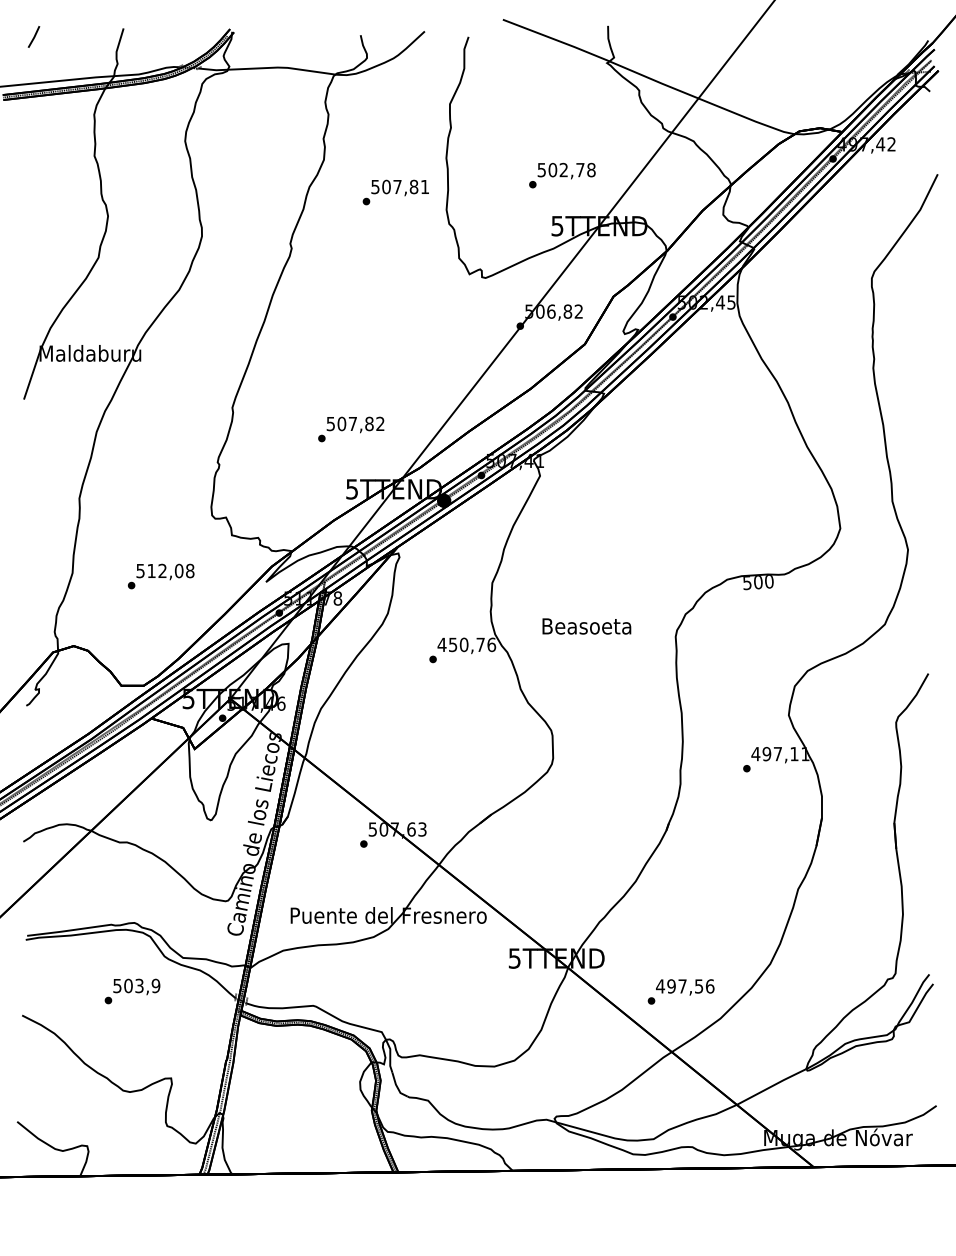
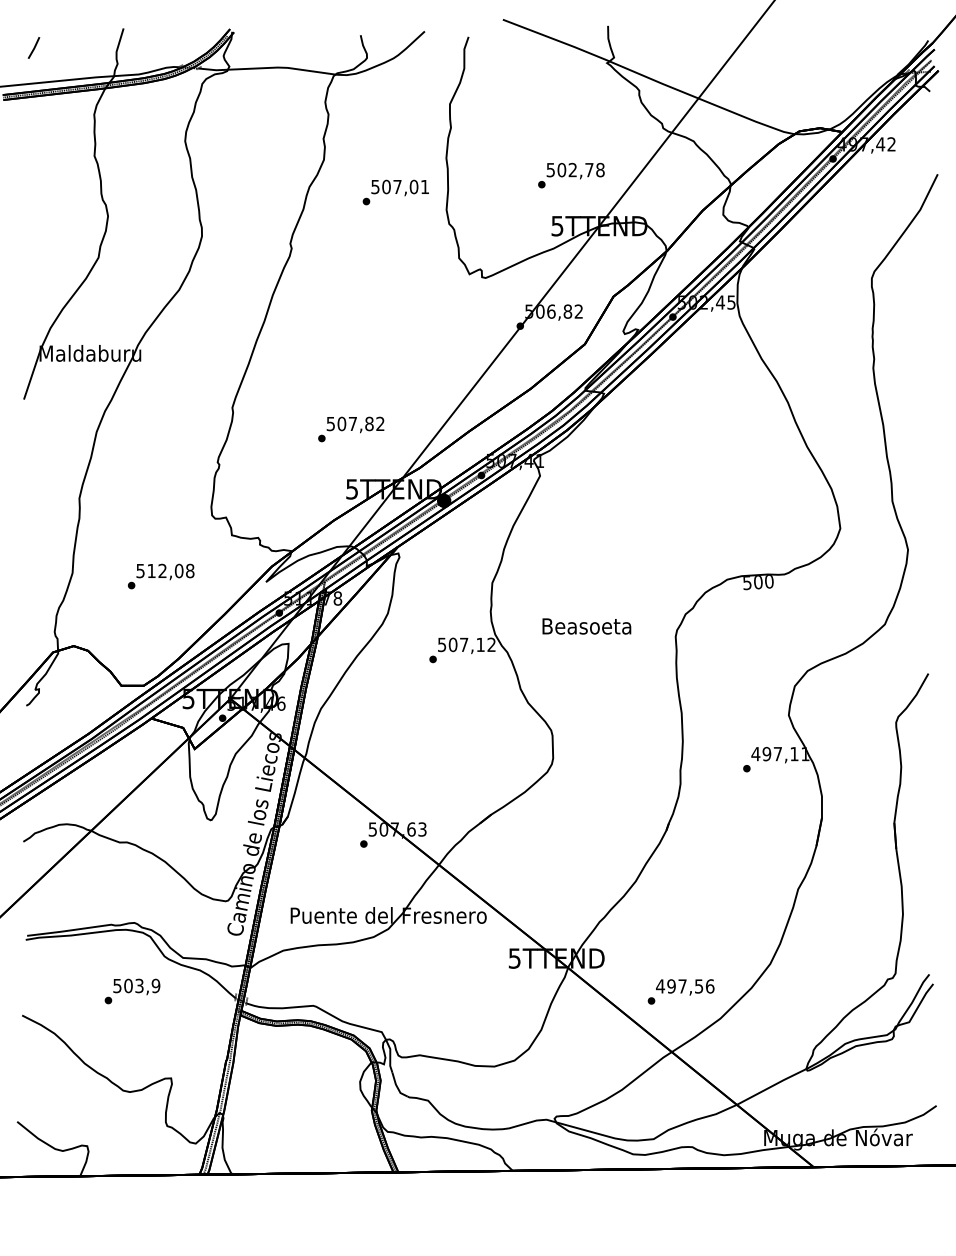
line position: (33, 36) -> (33, 47) (33, 47)
text position: (562, 175) -> (571, 175) (571, 175)
text: 507,81 -> 507,01 (413, 186)
text: 450,76 -> 507,12 (466, 644)
